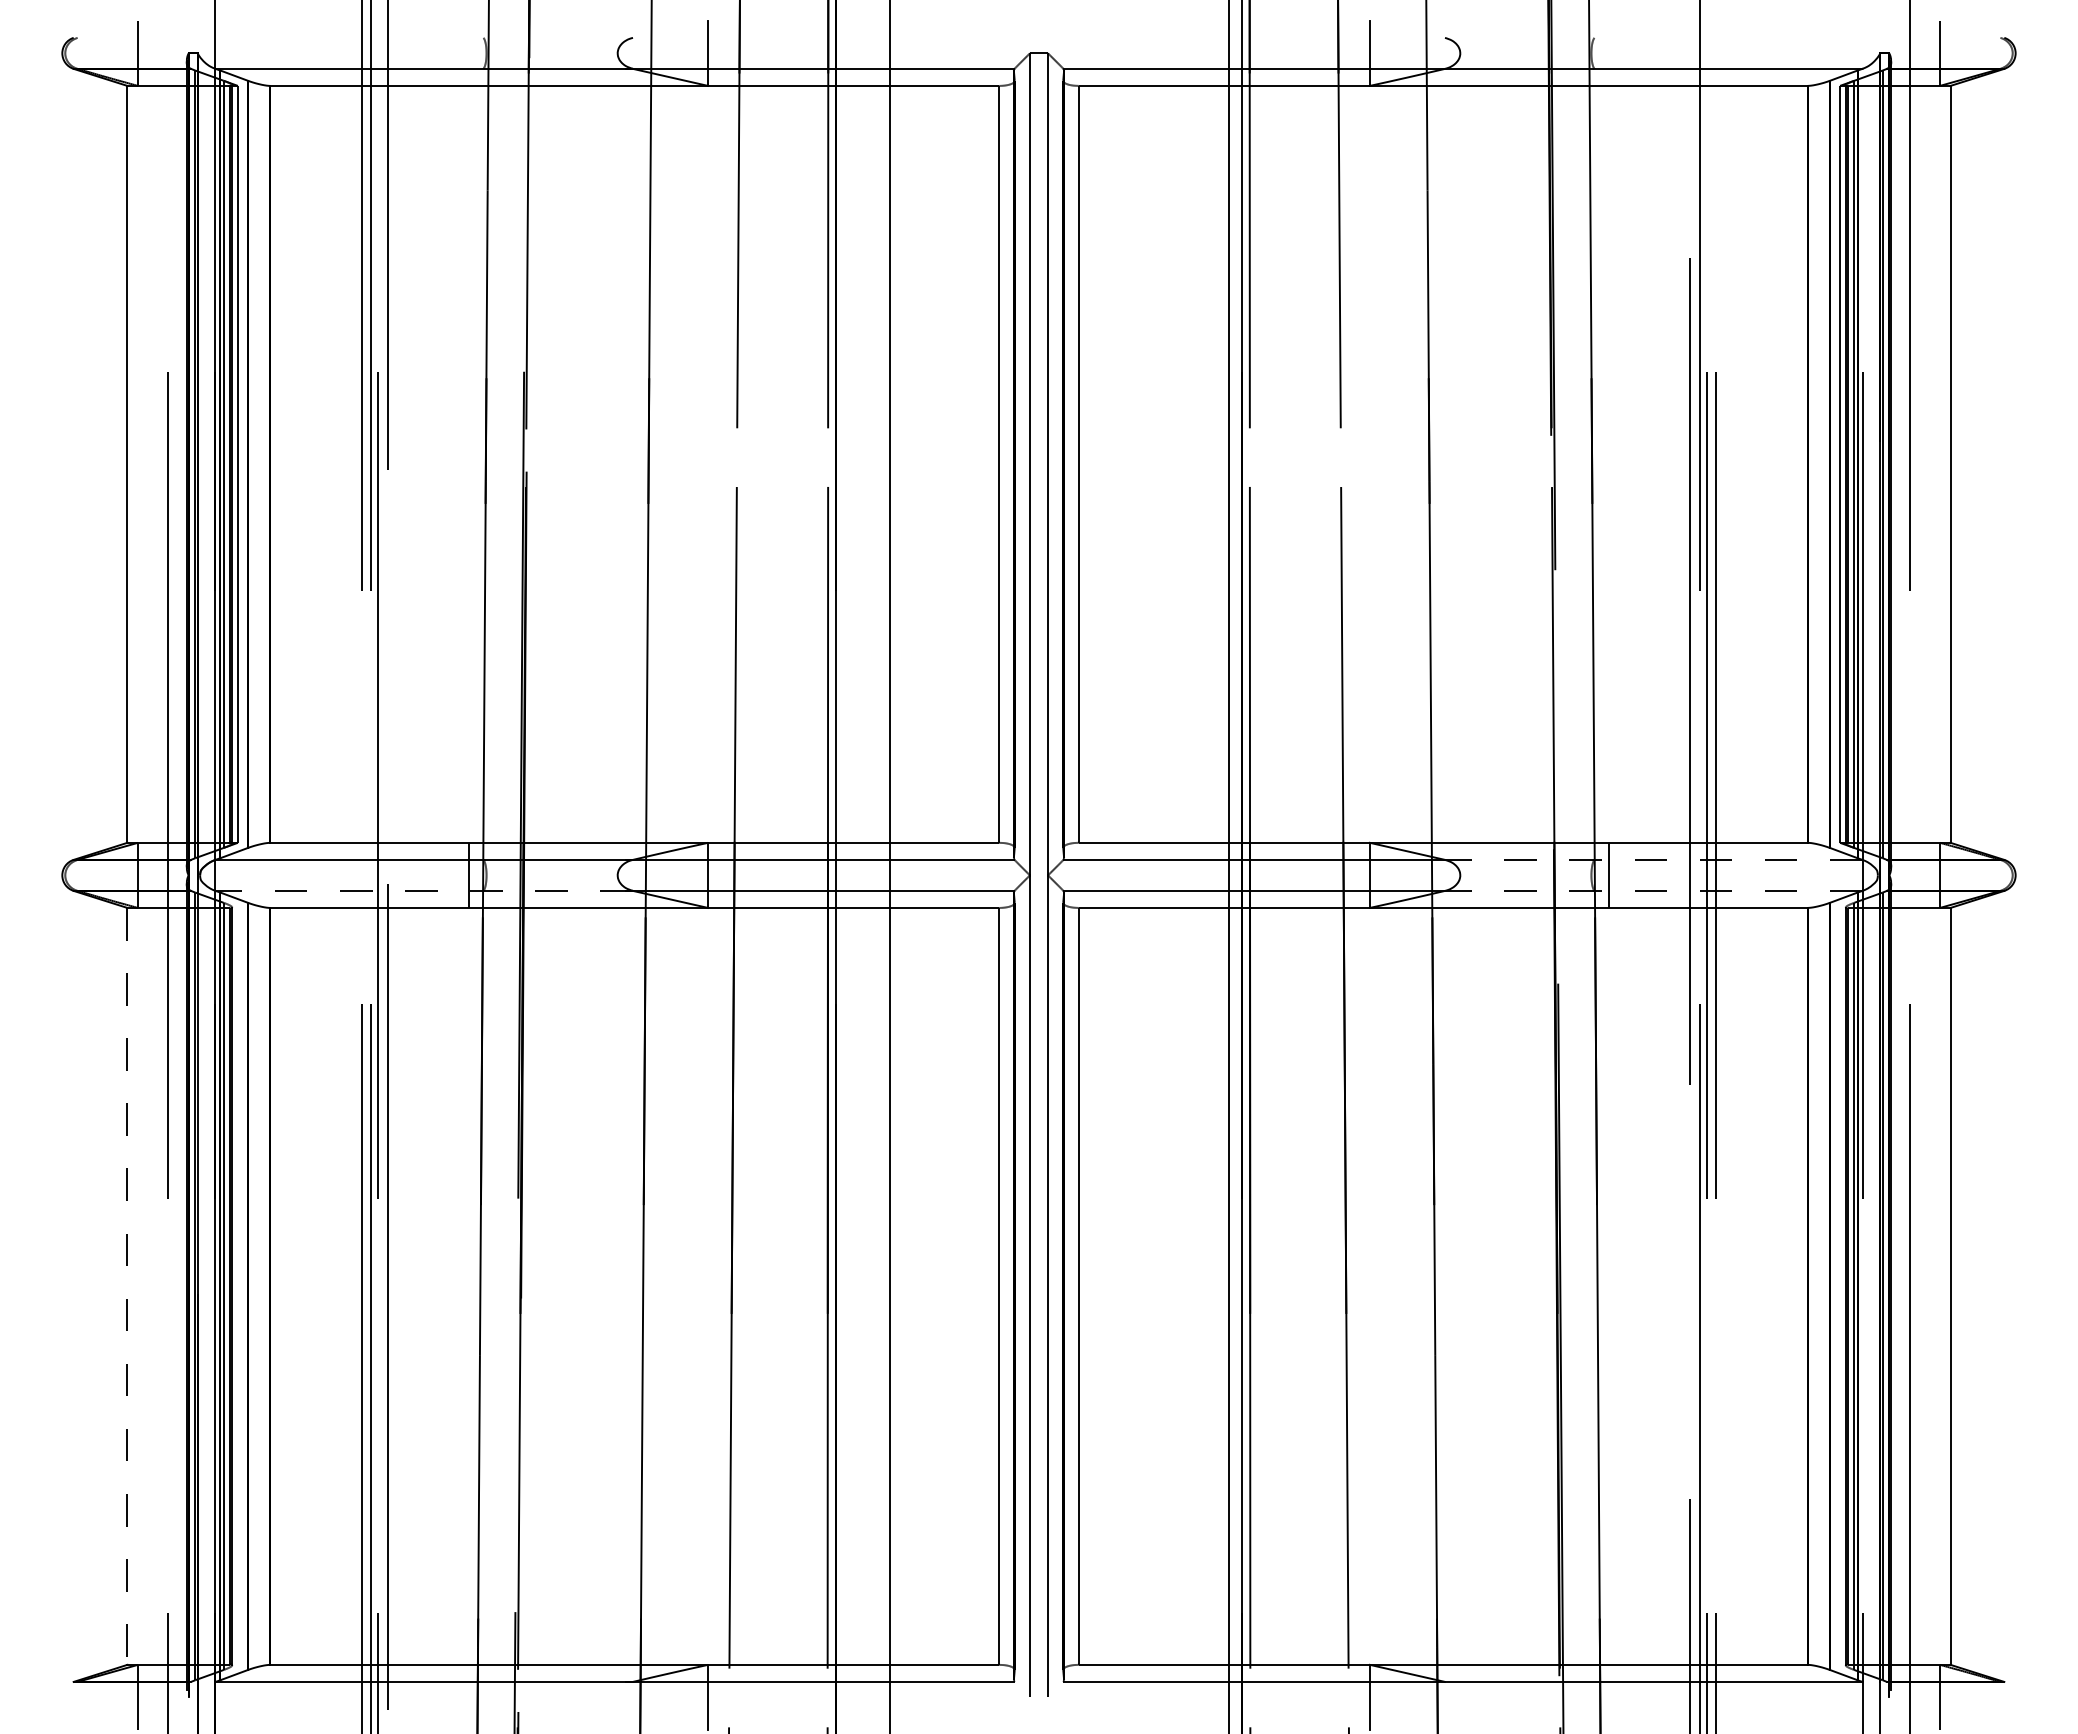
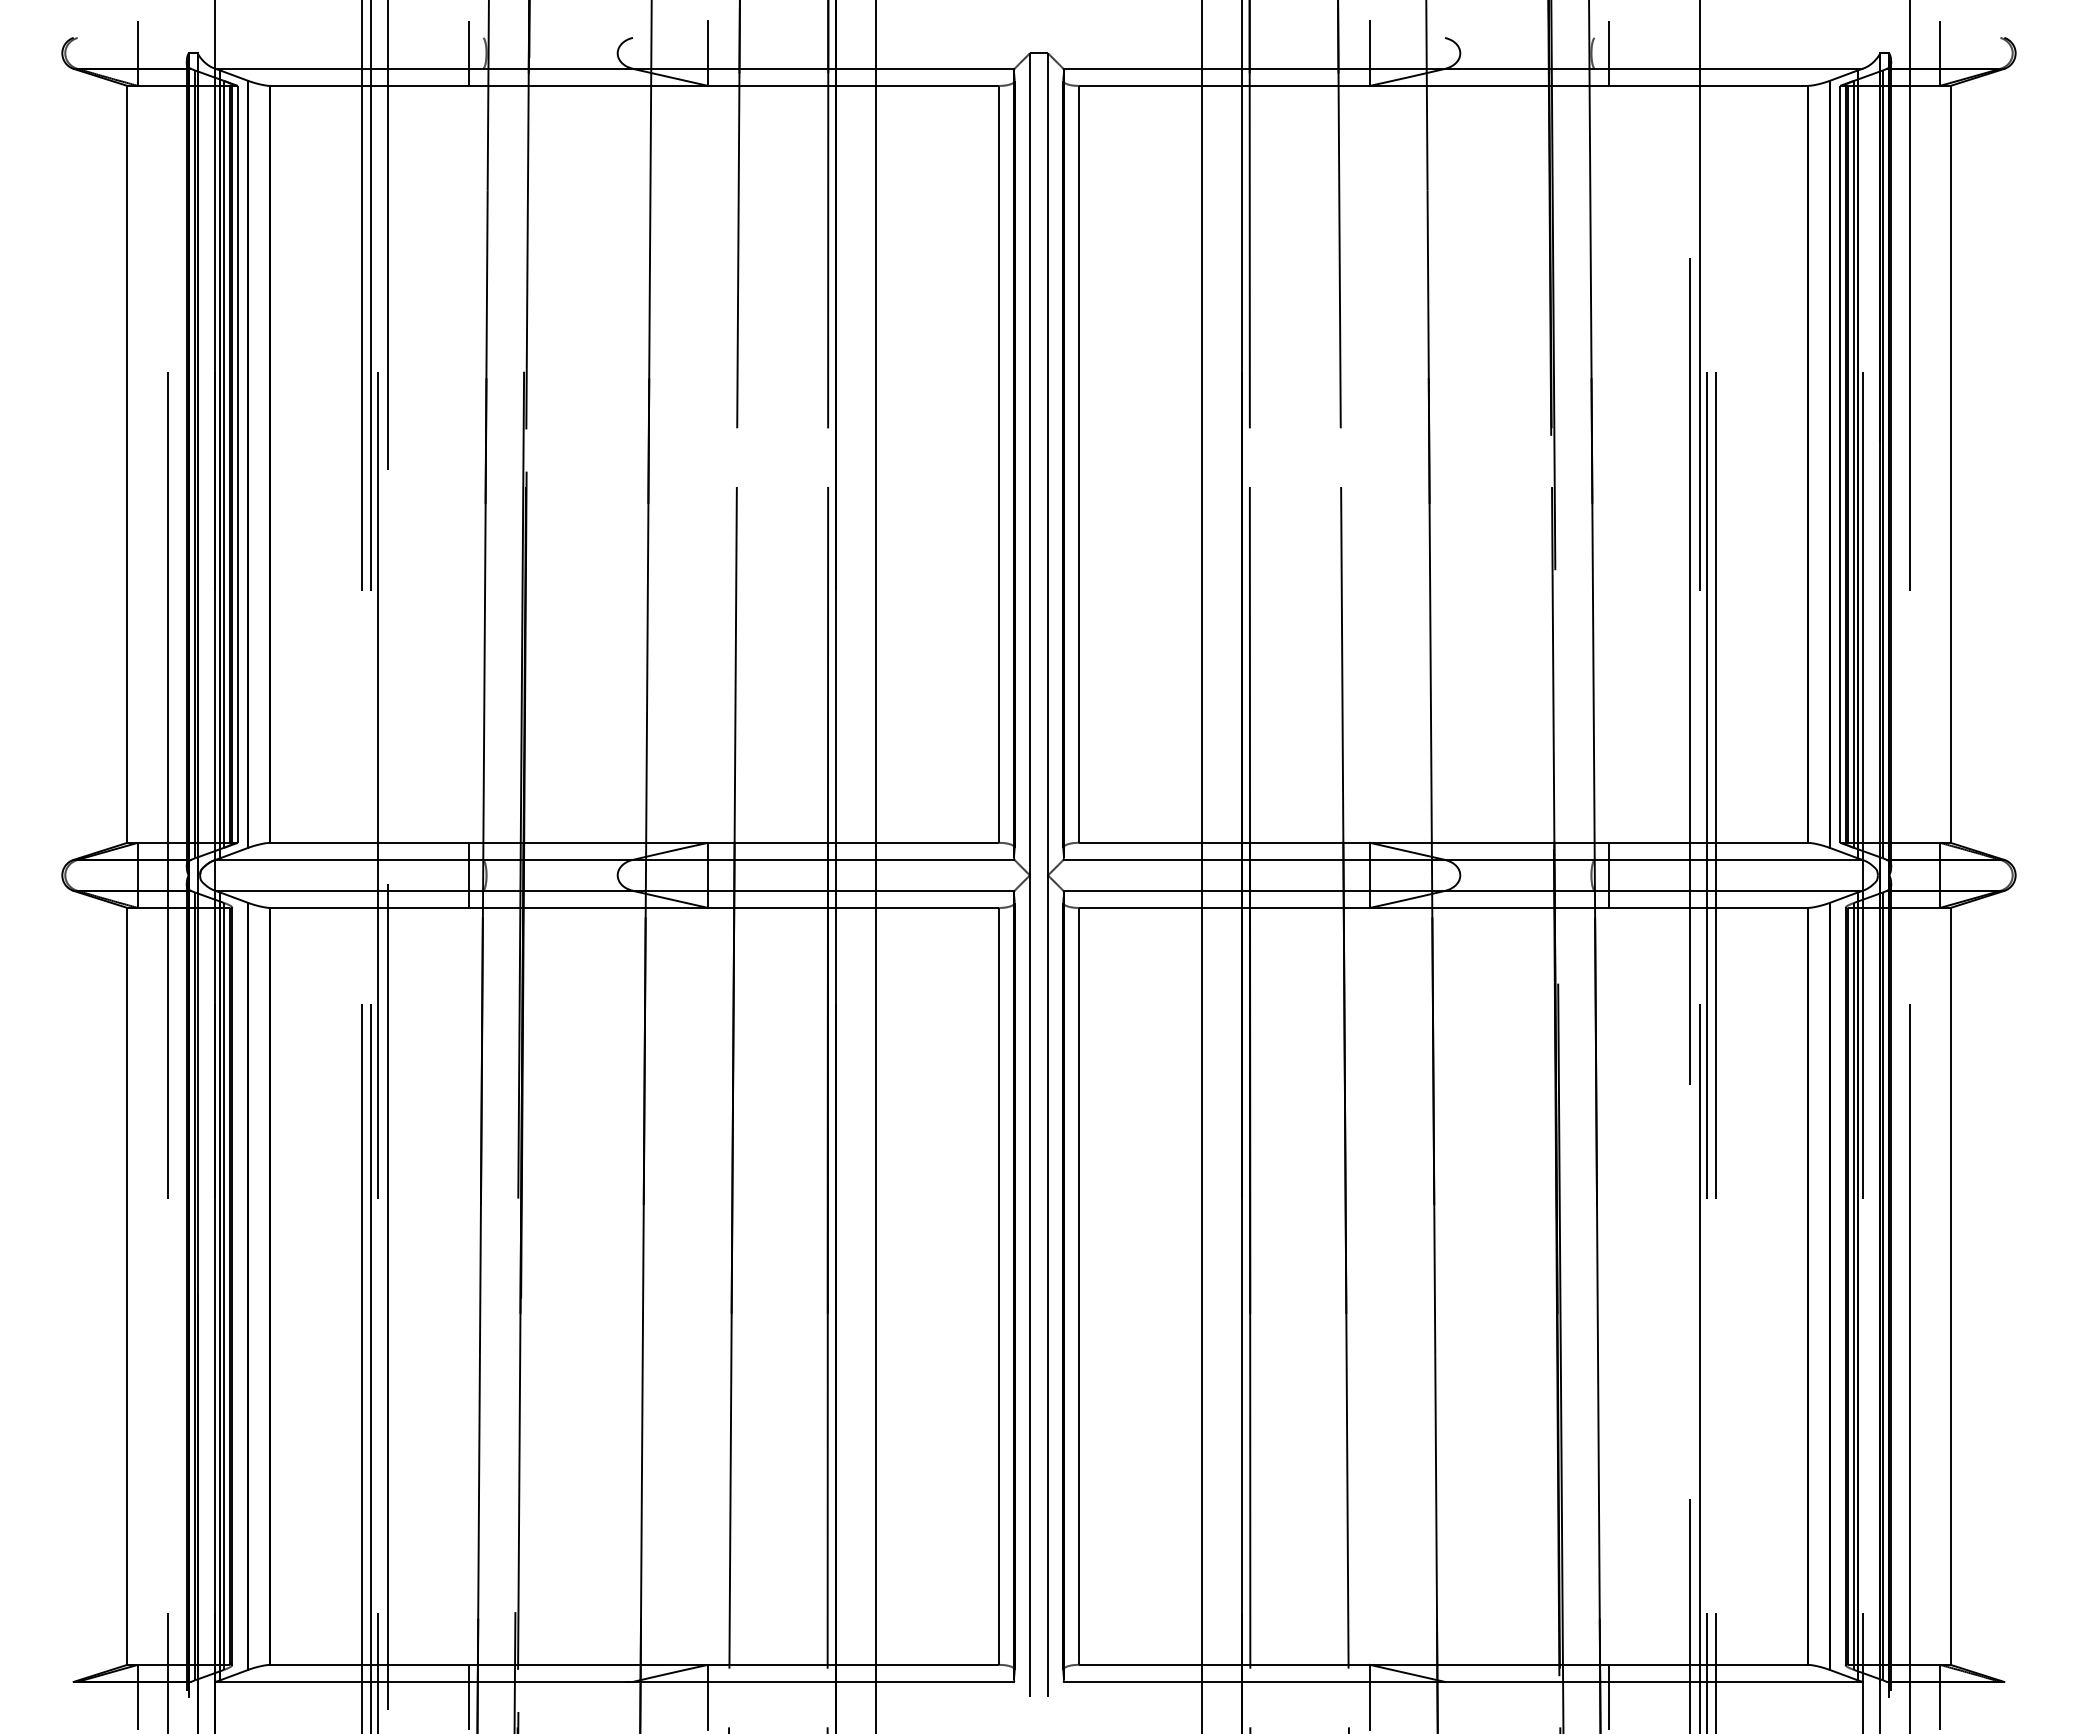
line: none -> present (468, 52)
line: none -> present (1609, 52)
line: dashed -> solid (1653, 859)
line position: (890, 866) -> (876, 866) (876, 866)
line position: (1228, 866) -> (1201, 866) (1201, 866)
line: dashed -> solid (424, 890)
line: dashed -> solid (1653, 890)
line: dashed -> solid (127, 1286)
line: none -> present (468, 1696)
line: none -> present (1609, 1696)
